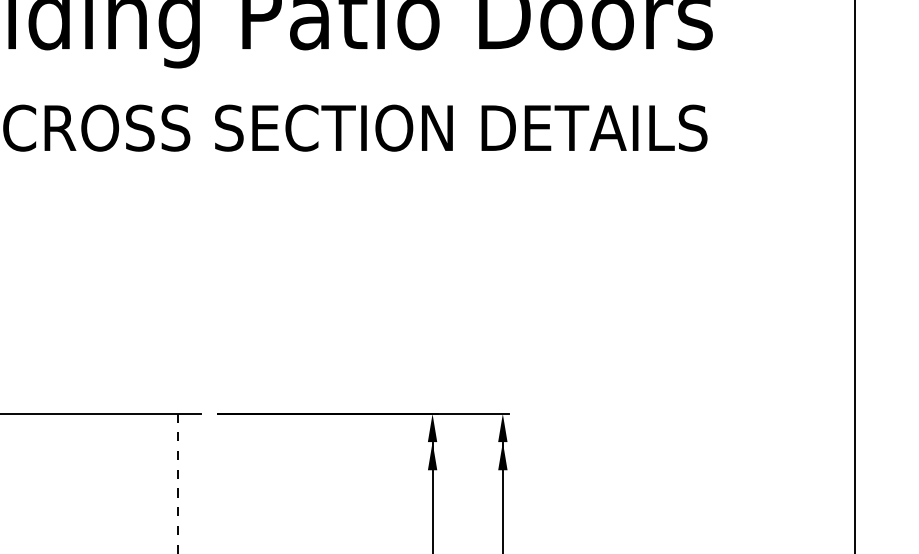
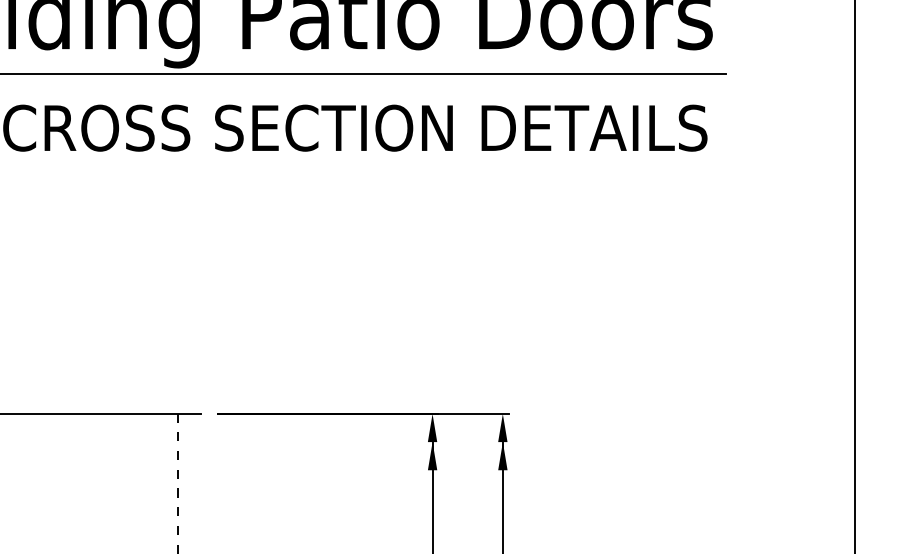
line: none -> present (364, 74)
